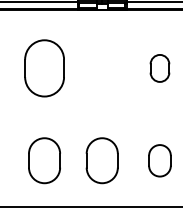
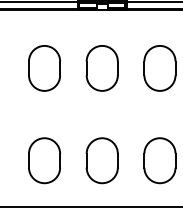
part size: 41x59 px -> 33x47 px (44, 68)
part: none -> present (101, 68)
part size: 22x29 px -> 34x47 px (159, 68)
part size: 24x34 px -> 34x48 px (159, 160)
